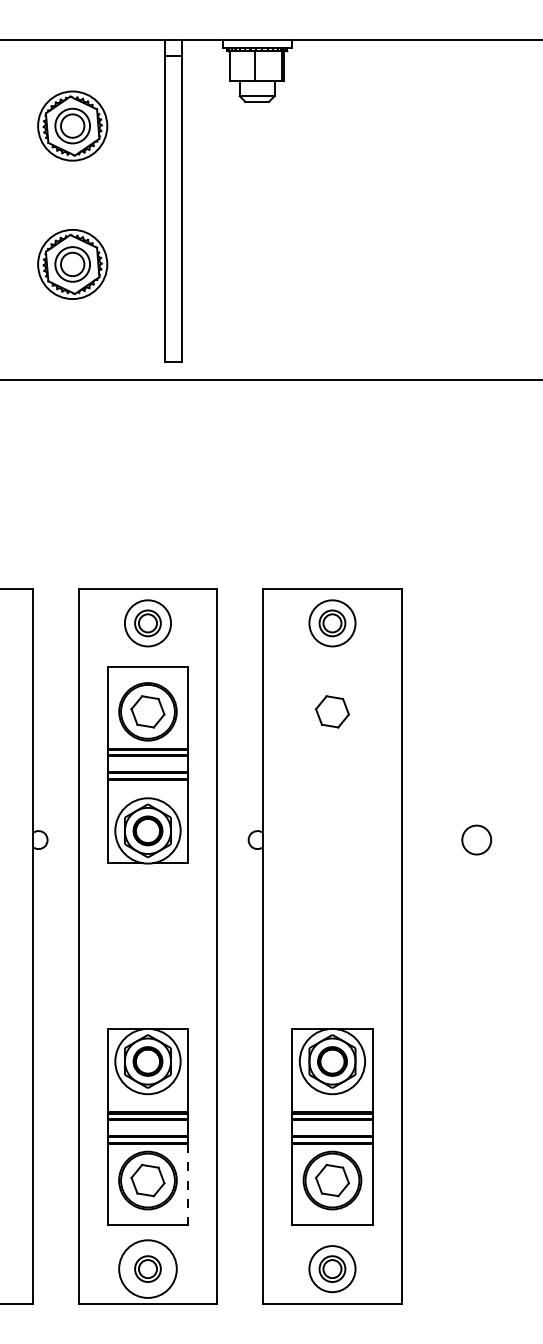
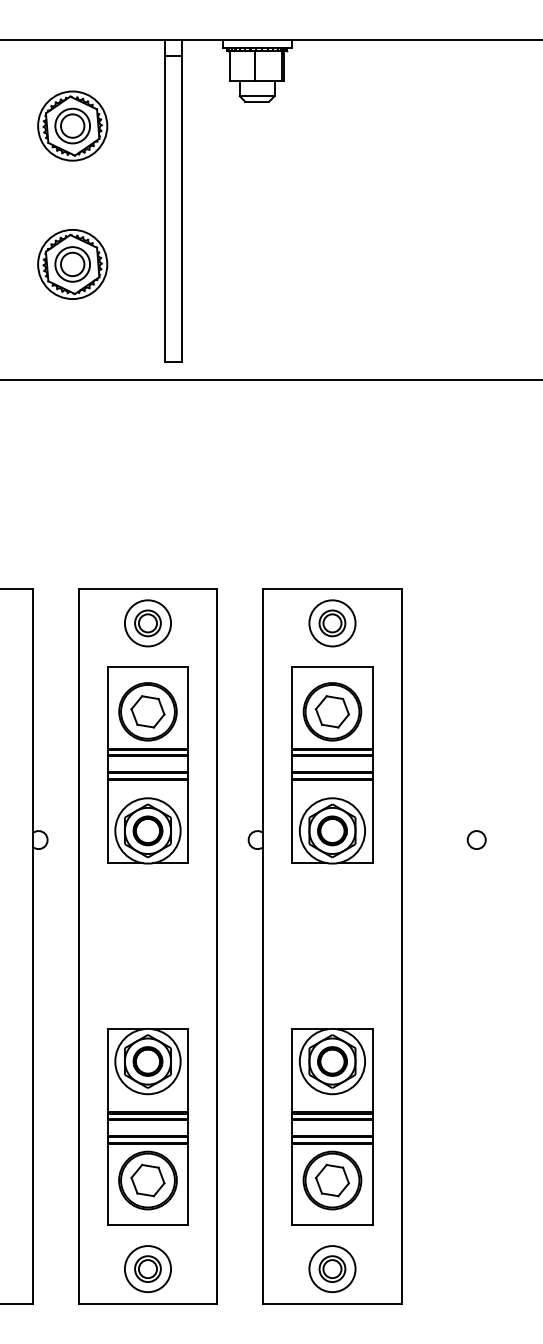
part: none -> present (332, 765)
circle diameter: 29 px -> 18 px (476, 840)
line: dashed -> solid (188, 1184)
circle diameter: 58 px -> 46 px (147, 1269)
